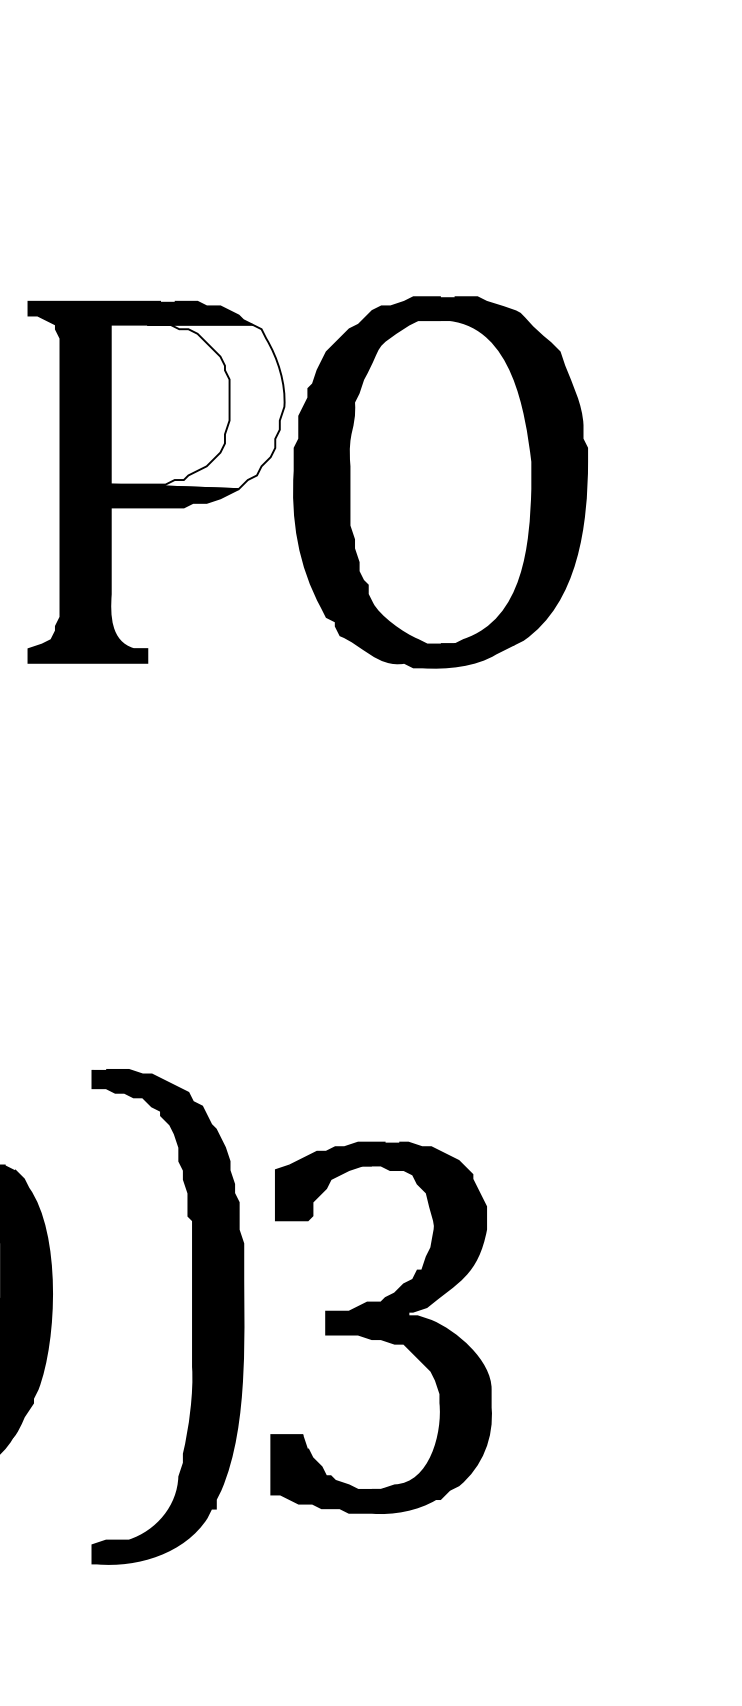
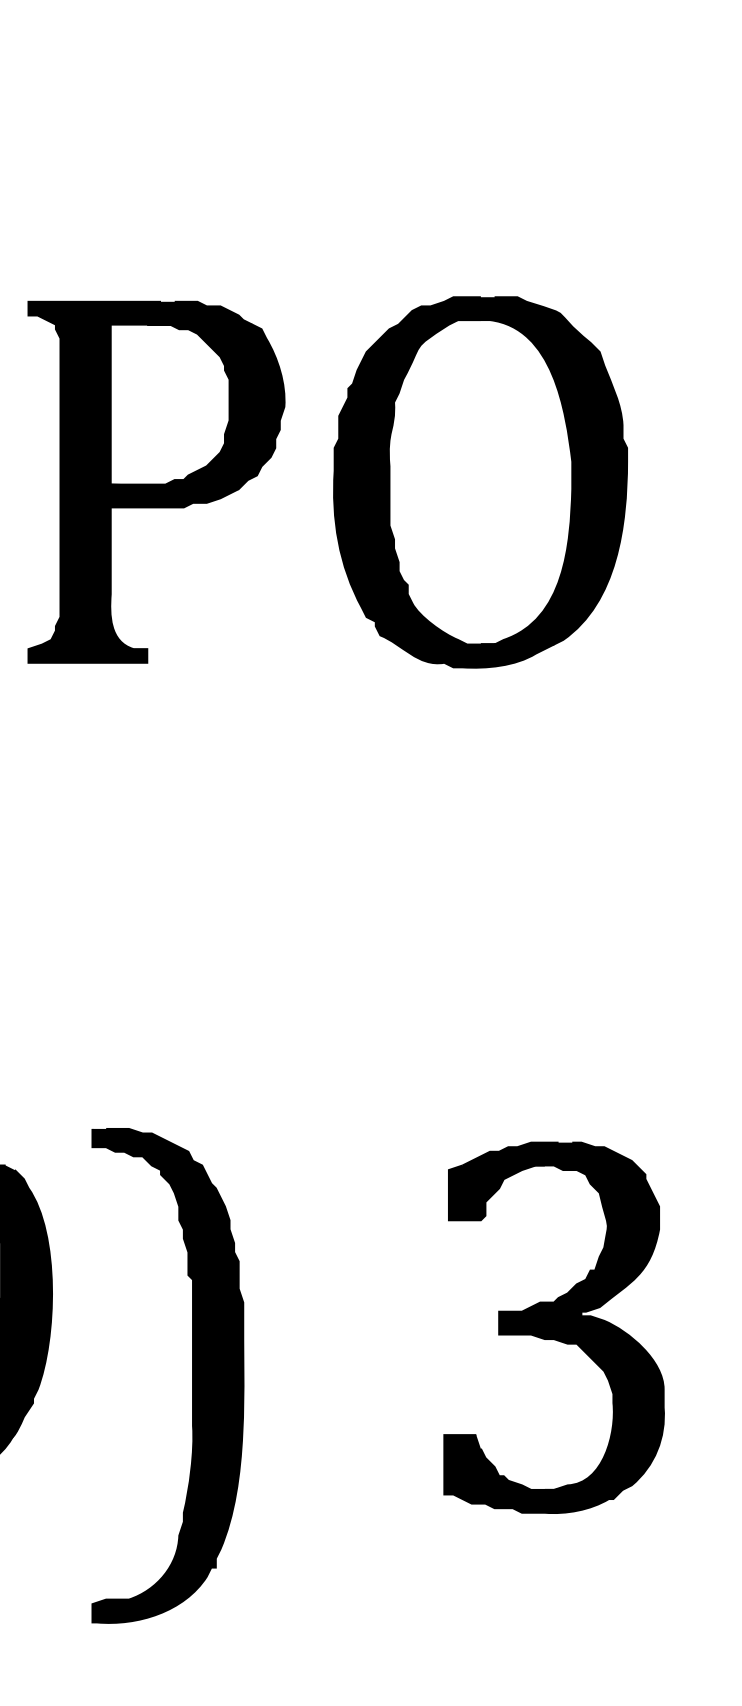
fill: none -> present (197, 406)
part position: (440, 482) -> (480, 482) (480, 482)
part position: (192, 1316) -> (192, 1375) (192, 1375)
part position: (380, 1327) -> (553, 1327) (553, 1327)
